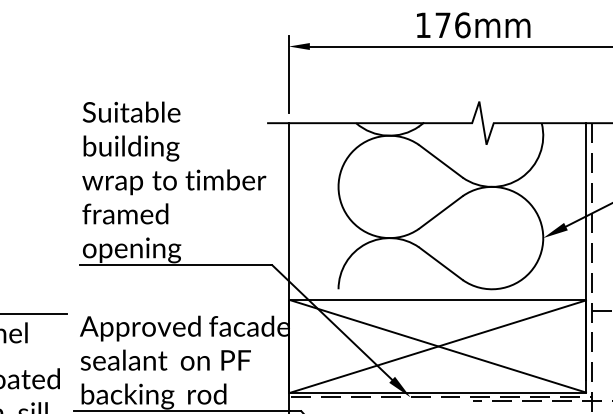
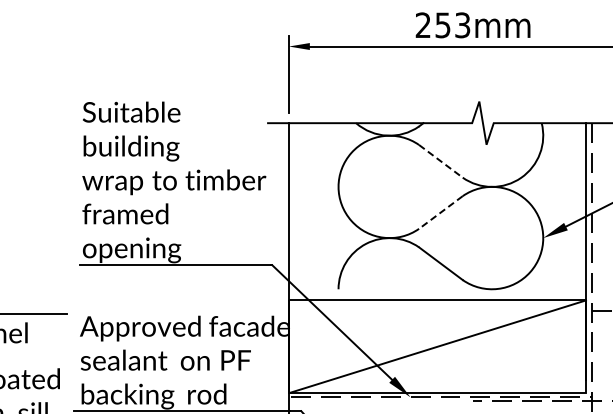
text: 176mm -> 253mm (442, 25)
line: solid -> dashed (441, 161)
line: solid -> dashed (440, 212)
line: present -> none (438, 346)
